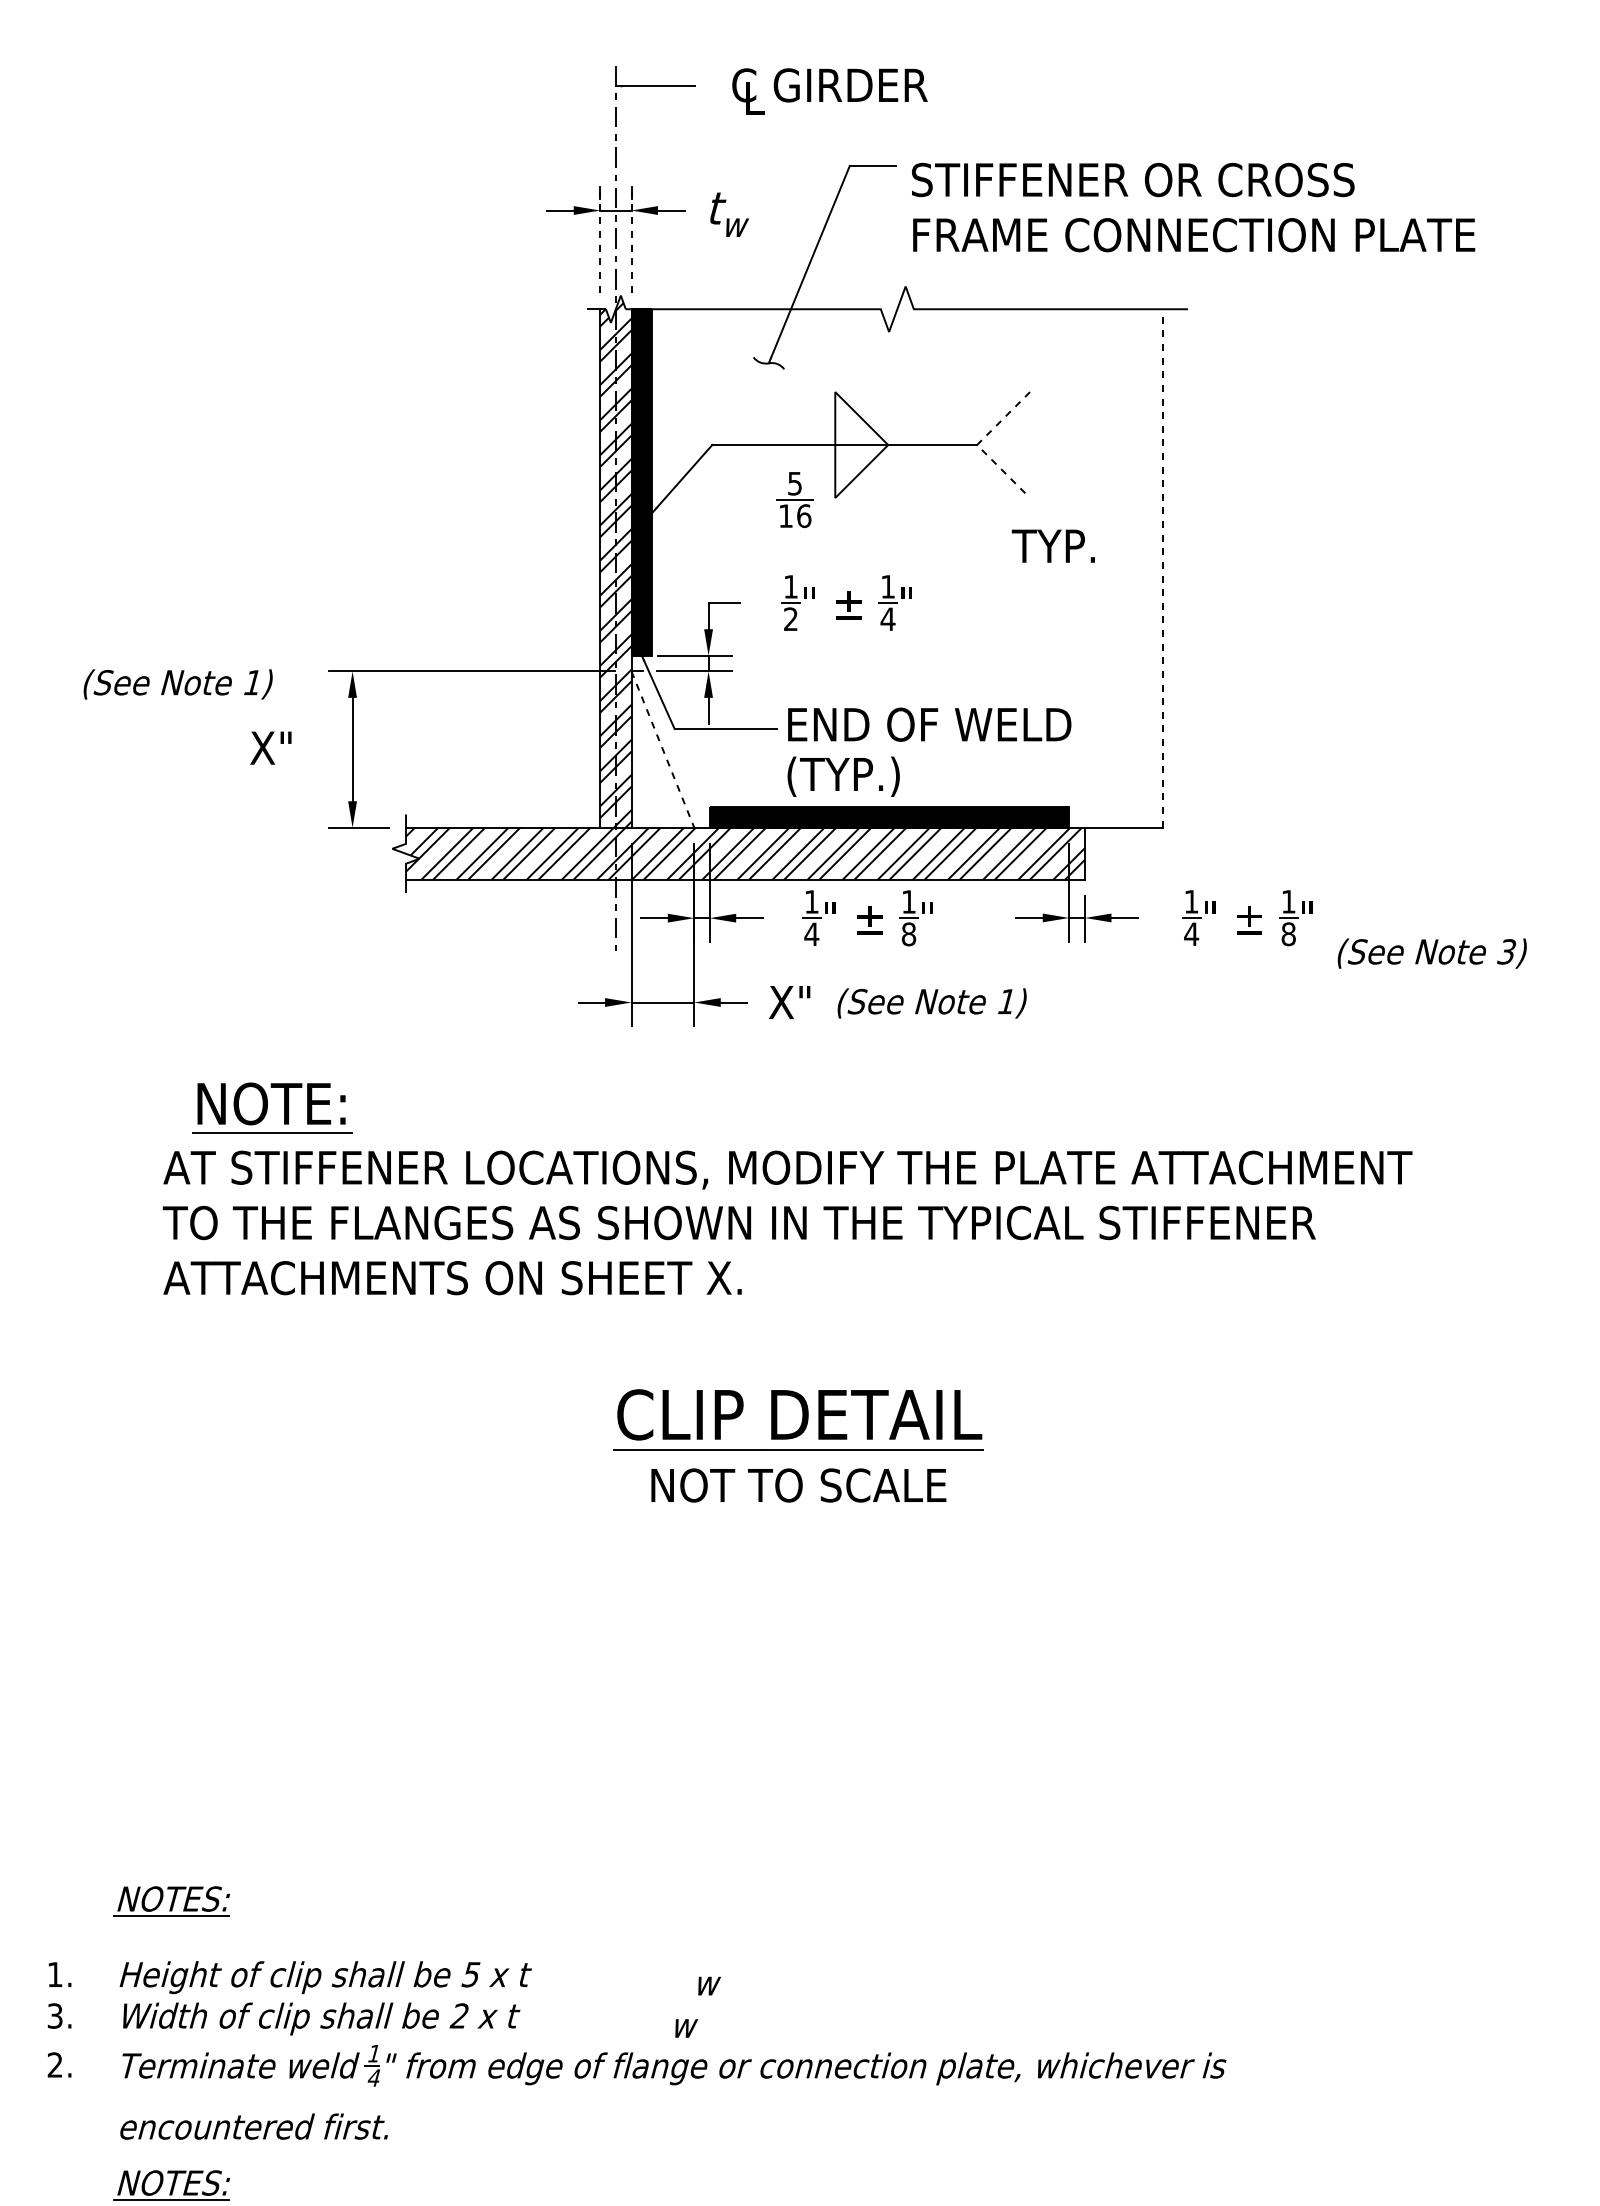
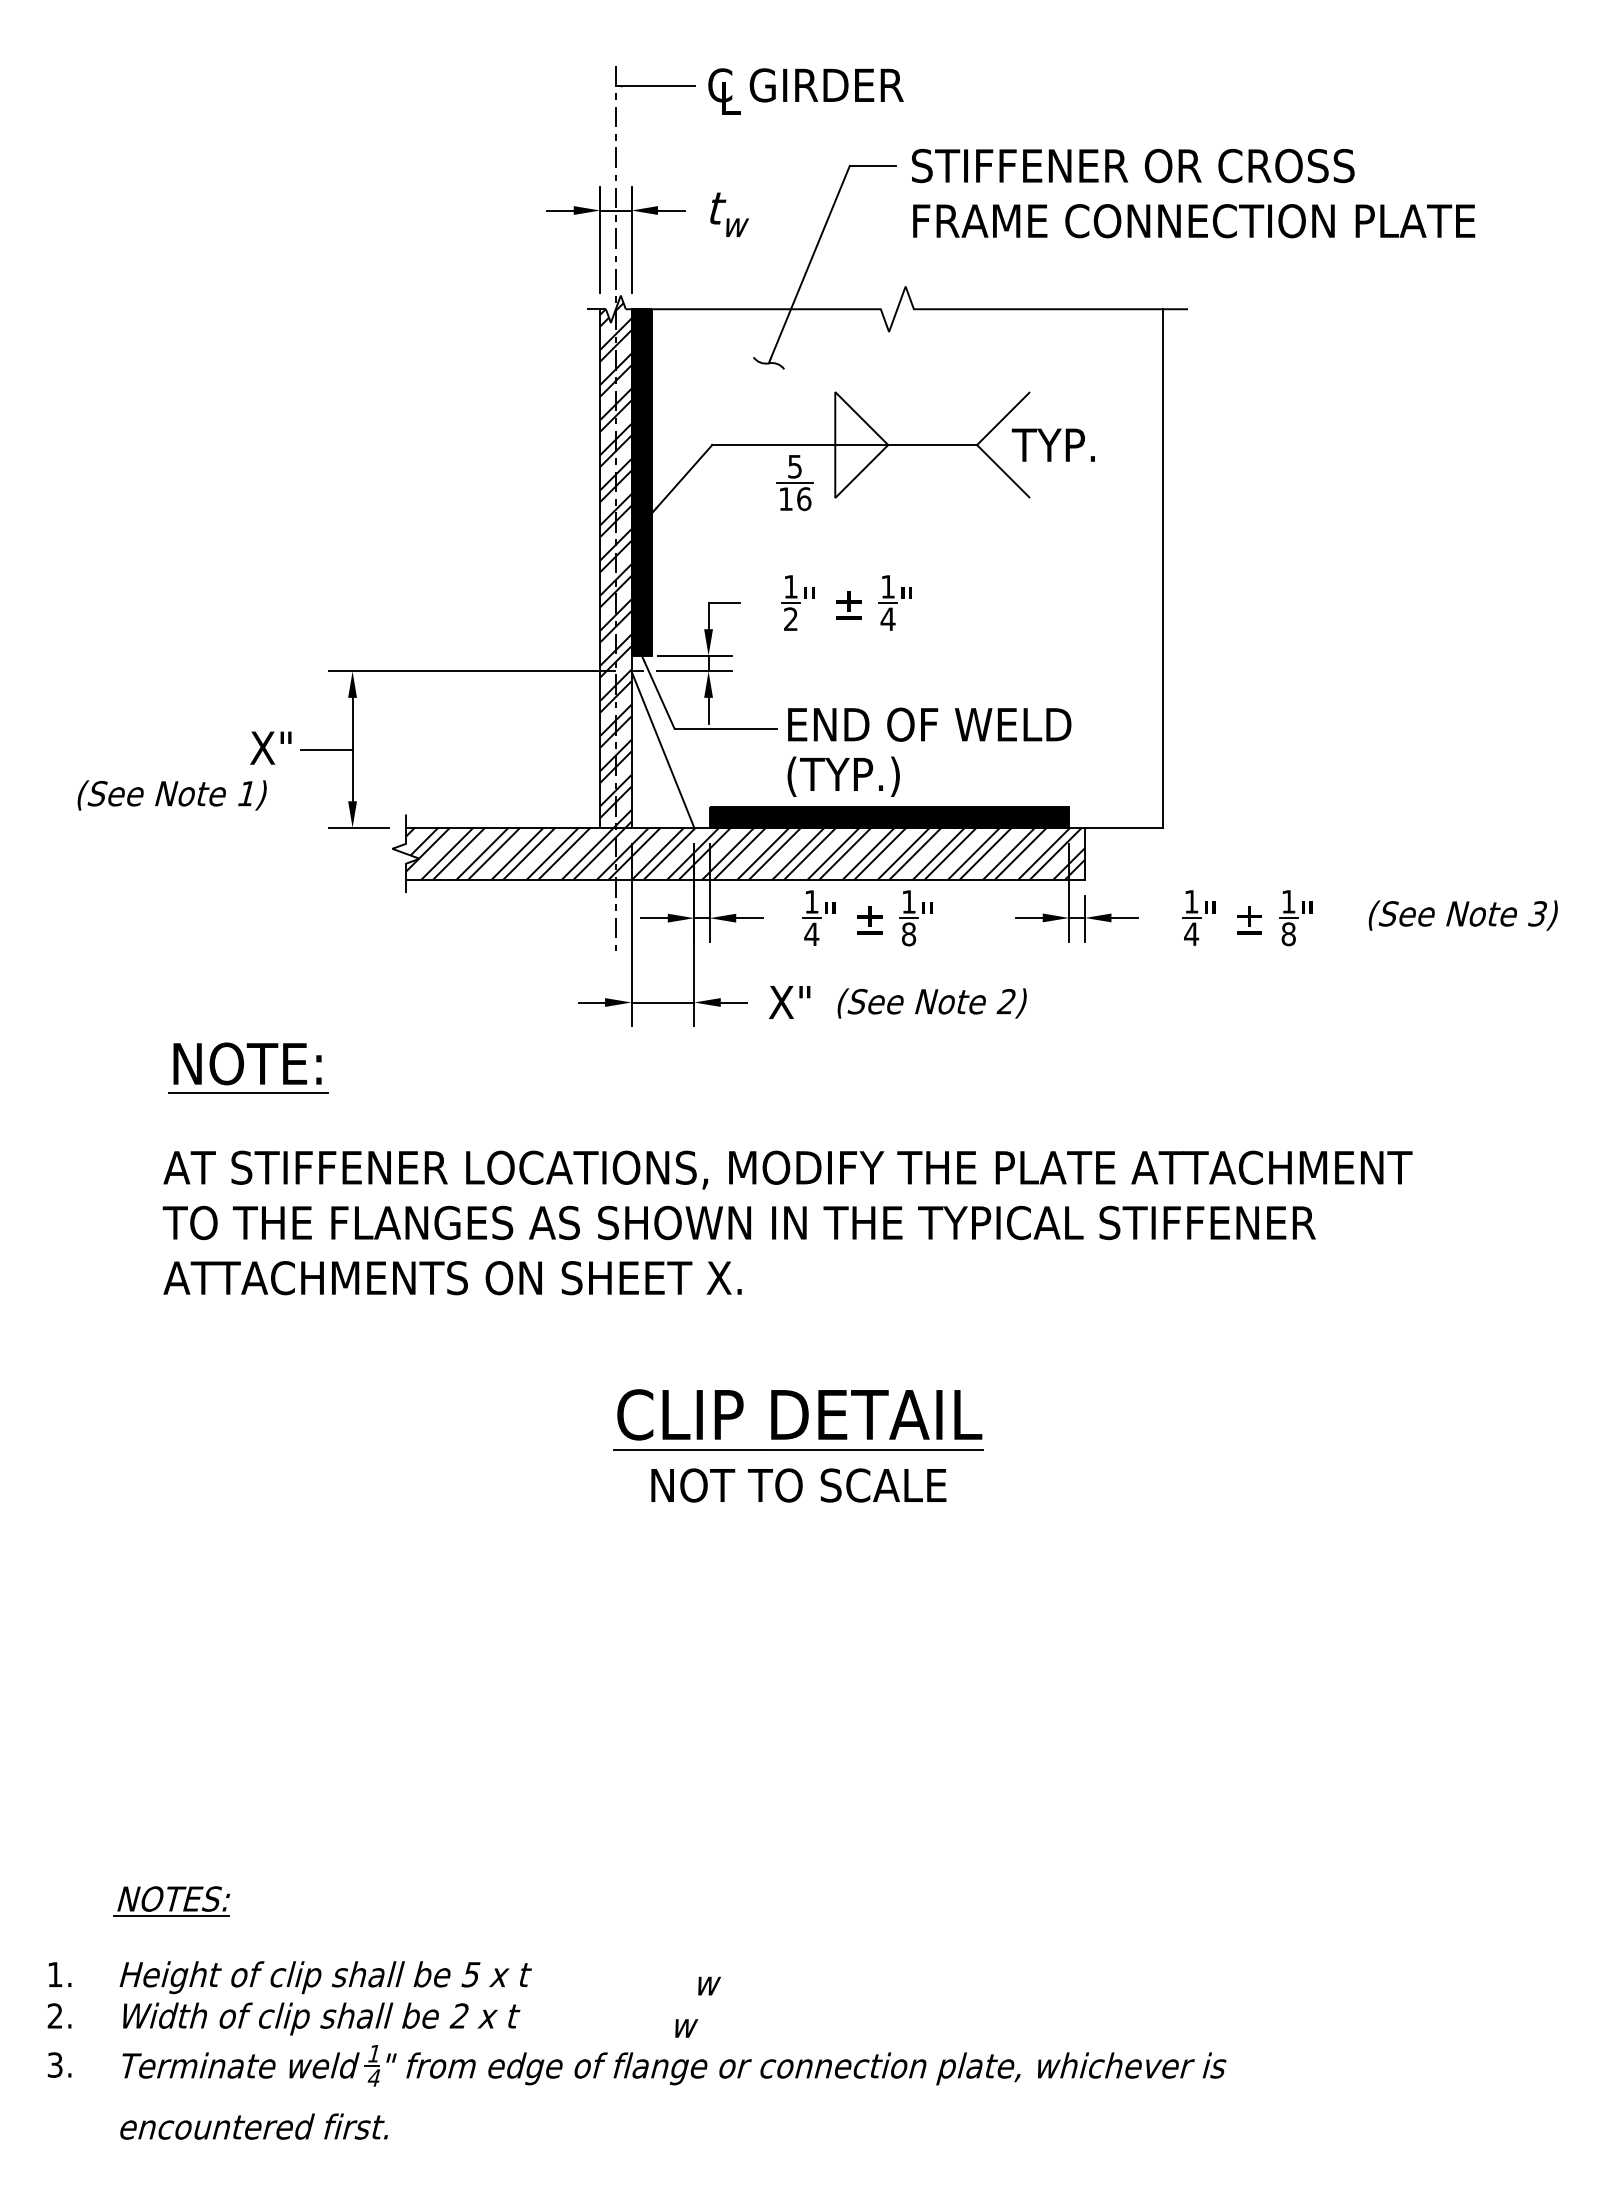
text position: (829, 91) -> (805, 91) (805, 91)
text position: (1193, 207) -> (1193, 193) (1193, 193)
line: dashed -> solid (600, 239)
line: dashed -> solid (631, 239)
line: dashed -> solid (977, 445)
part position: (794, 500) -> (794, 483) (794, 483)
text position: (1052, 545) -> (1052, 444) (1052, 444)
line: dashed -> solid (1163, 568)
text position: (177, 684) -> (171, 795) (171, 795)
line: none -> present (326, 749)
line: dashed -> solid (663, 750)
text position: (1431, 953) -> (1462, 915) (1462, 915)
text: 1) -> 2) (1005, 1001)
part position: (272, 1107) -> (248, 1067) (248, 1067)
text: 3. -> 2. (54, 2015)
text: 2. -> 3. (54, 2064)
part: present -> none (171, 2185)
